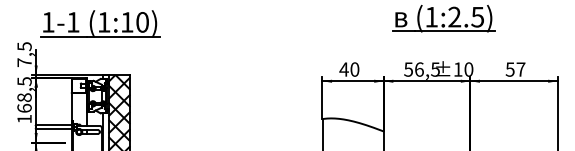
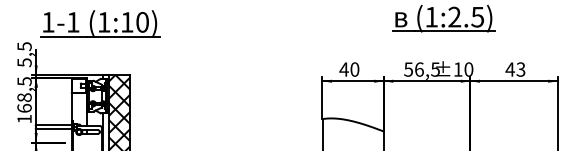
text: 7,5 -> 5,5 (24, 62)
text: 57 -> 43 (515, 69)
